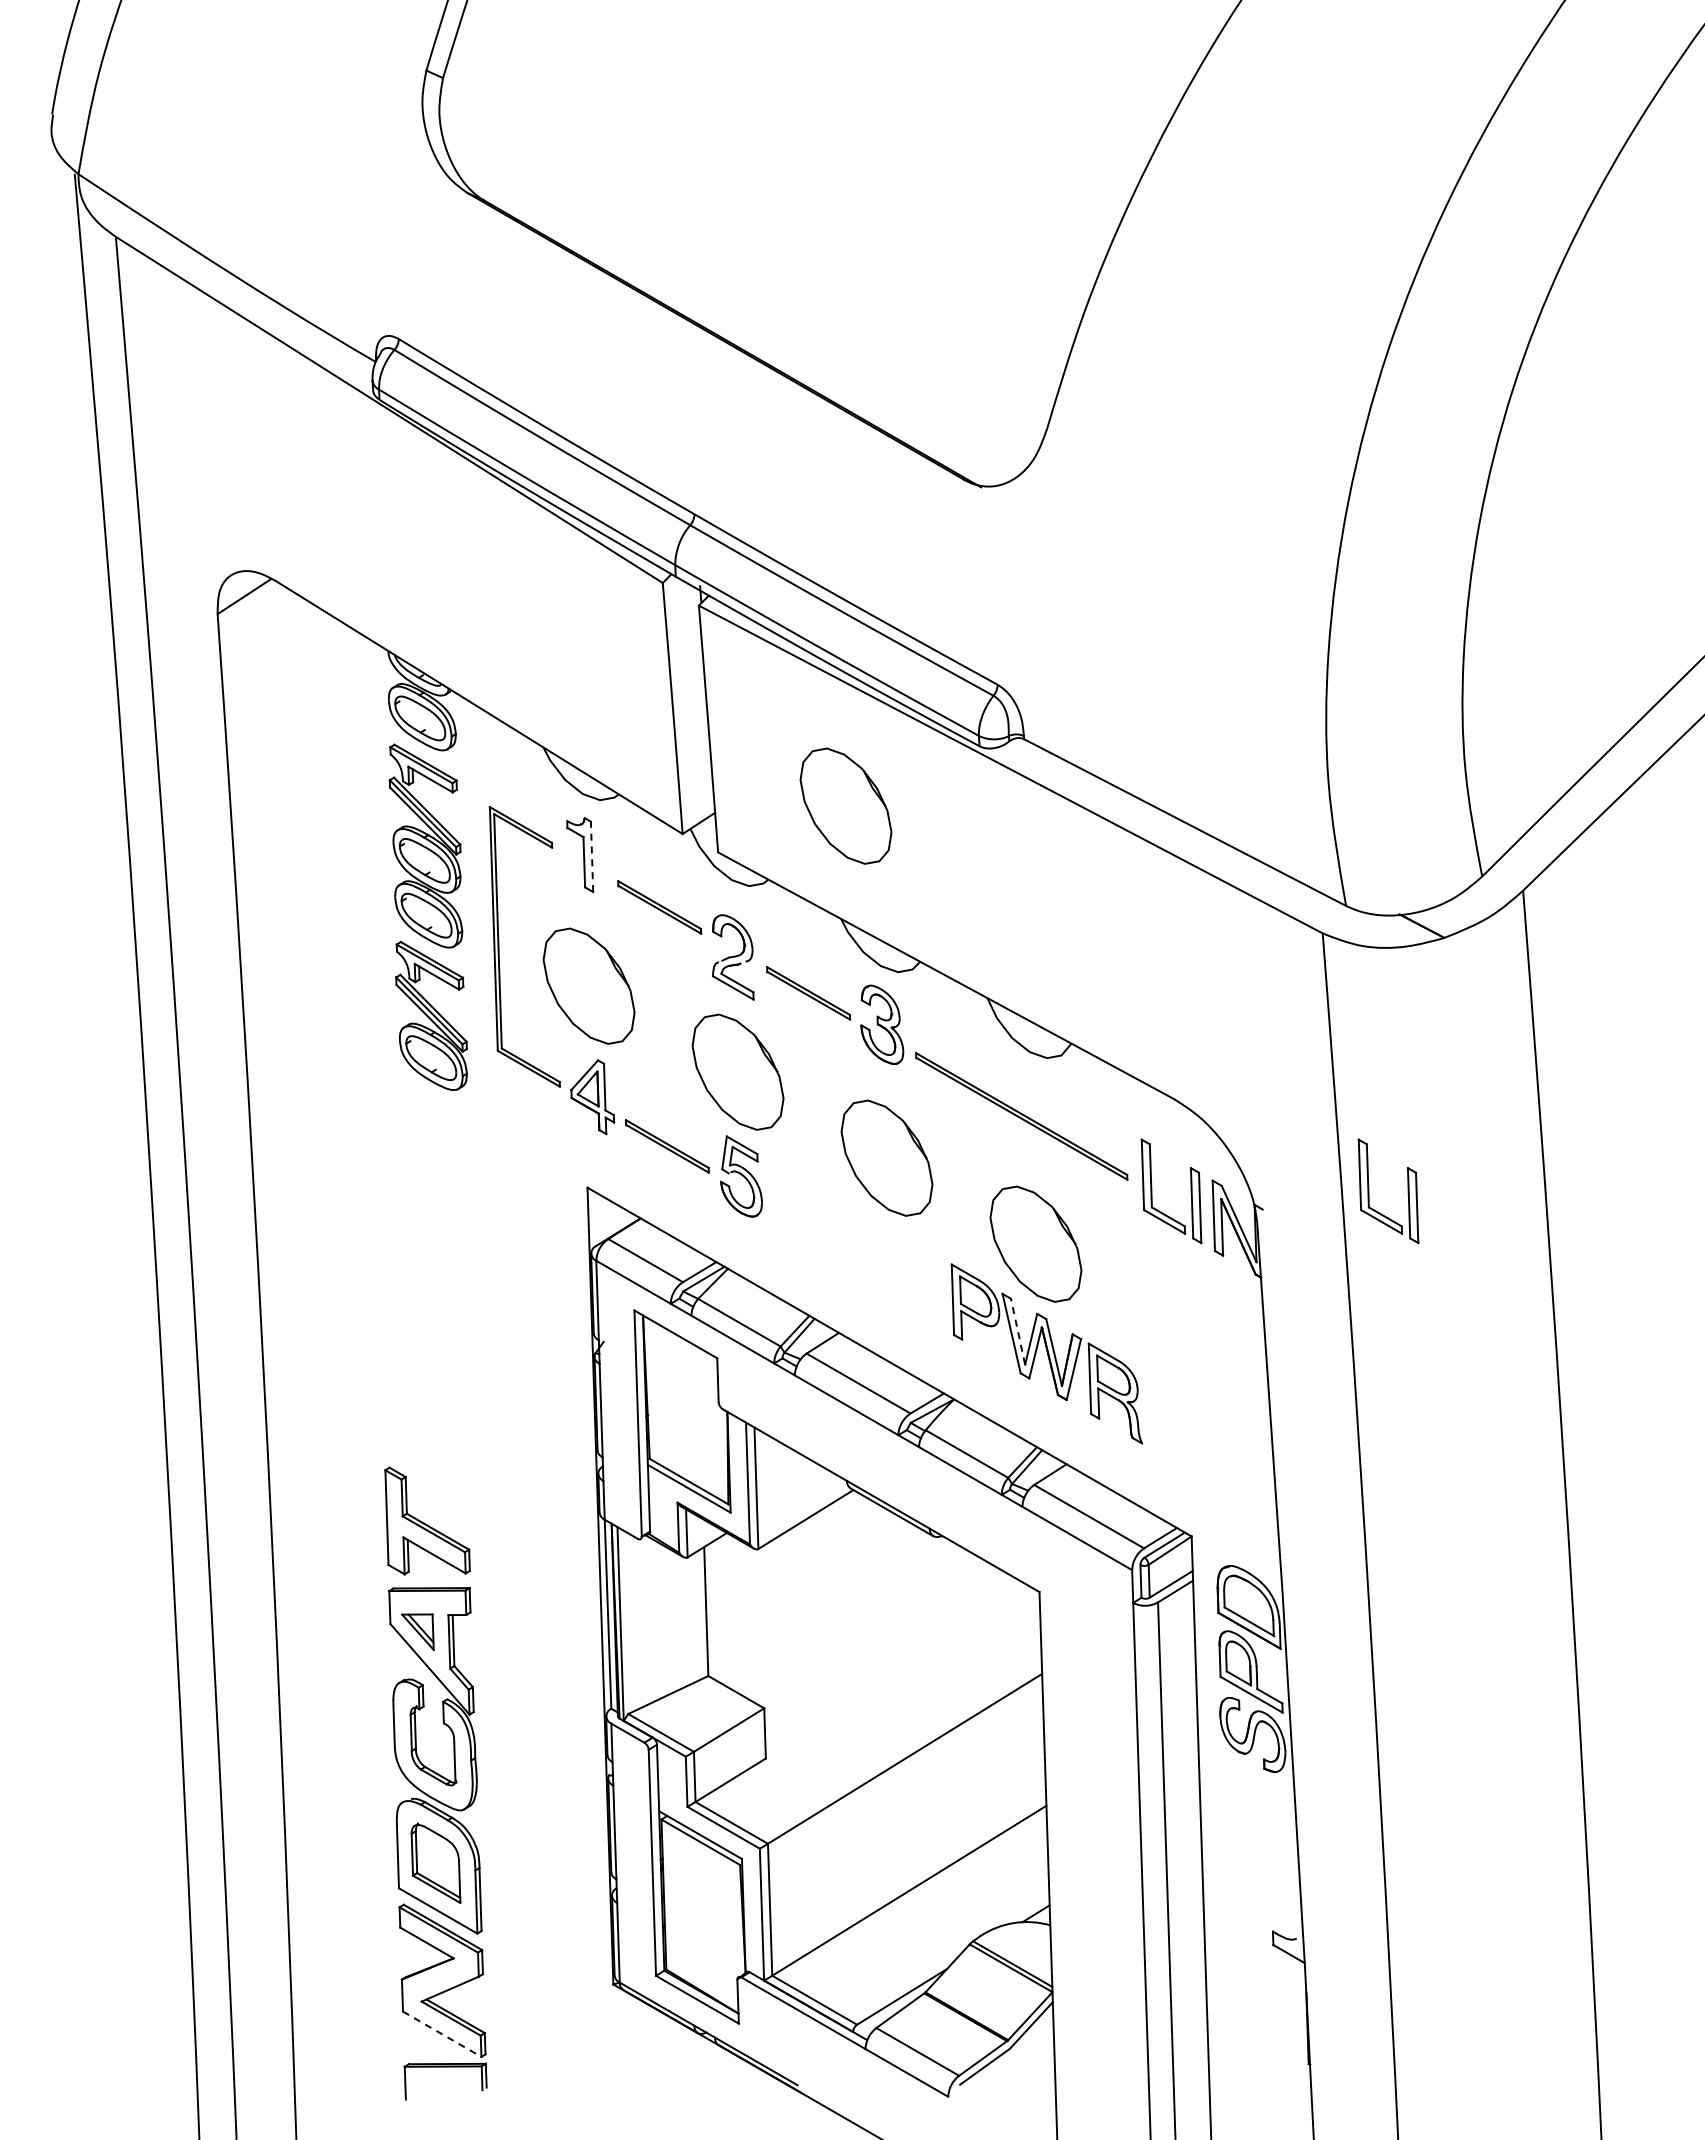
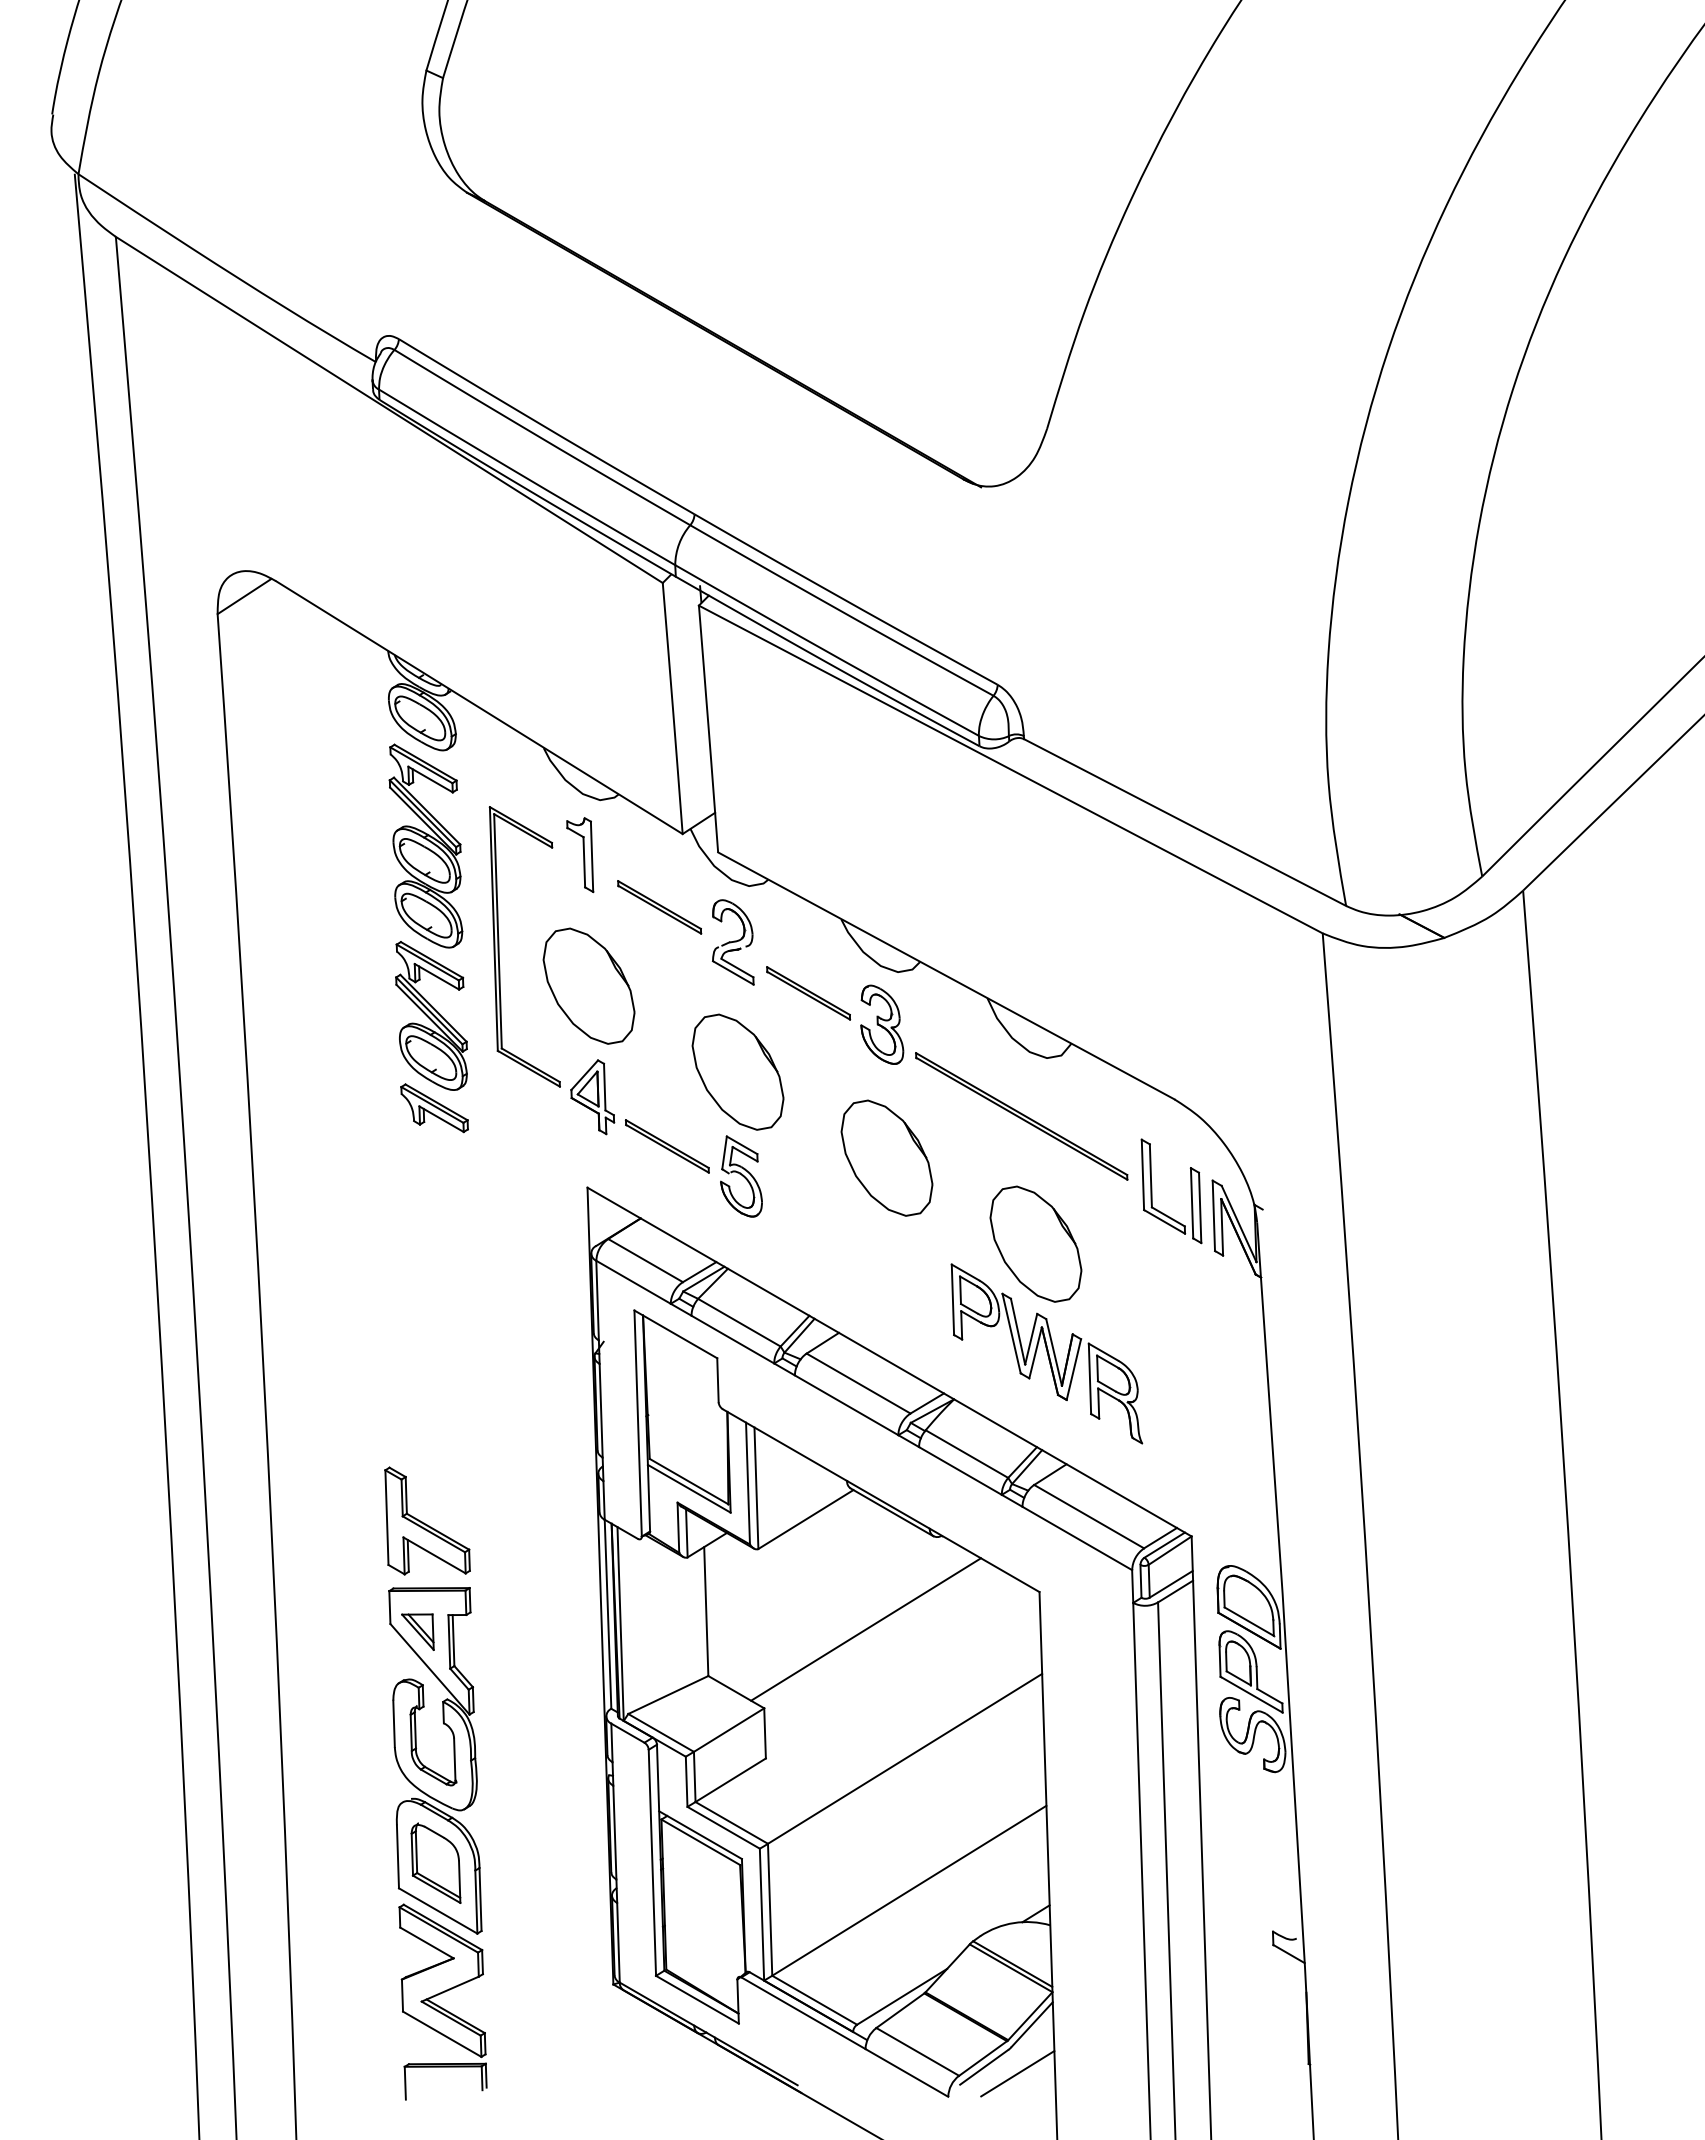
part: present -> none (845, 805)
line: dashed -> solid (592, 856)
part position: (733, 957) -> (733, 942) (733, 942)
part: none -> present (434, 1108)
part: present -> none (1369, 1191)
line: dashed -> solid (1017, 1331)
line: none -> present (865, 1629)
line: dashed -> solid (442, 2034)
line: none -> present (1017, 2073)
